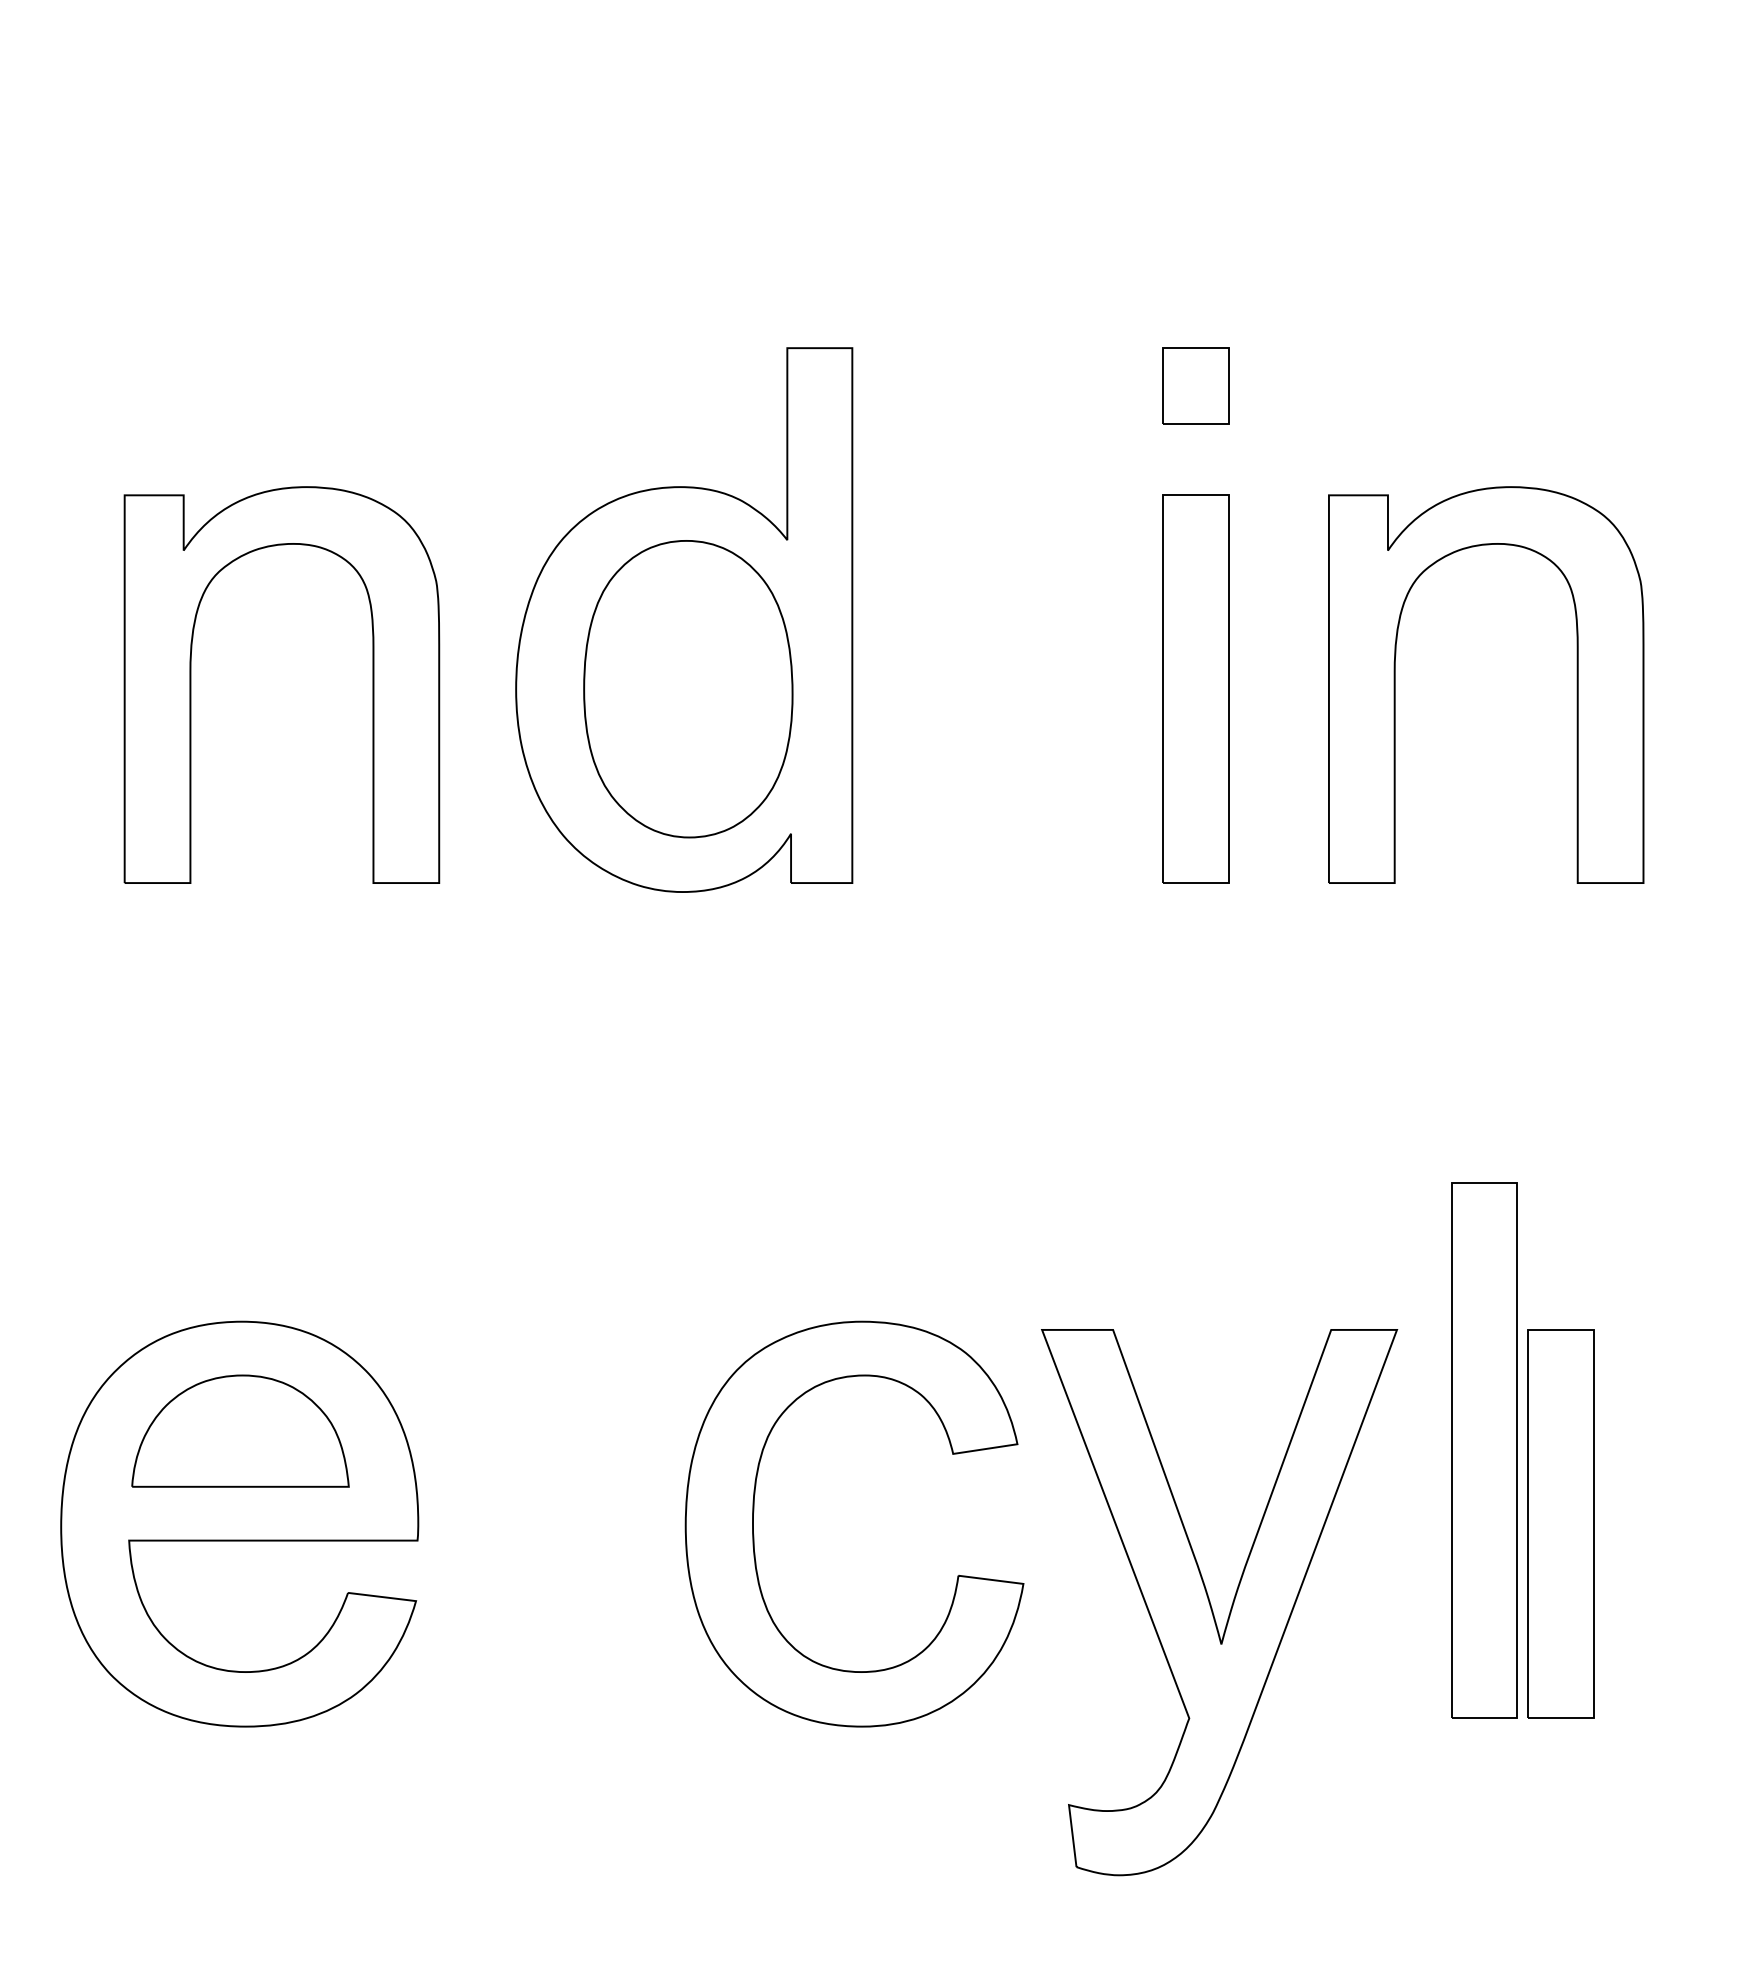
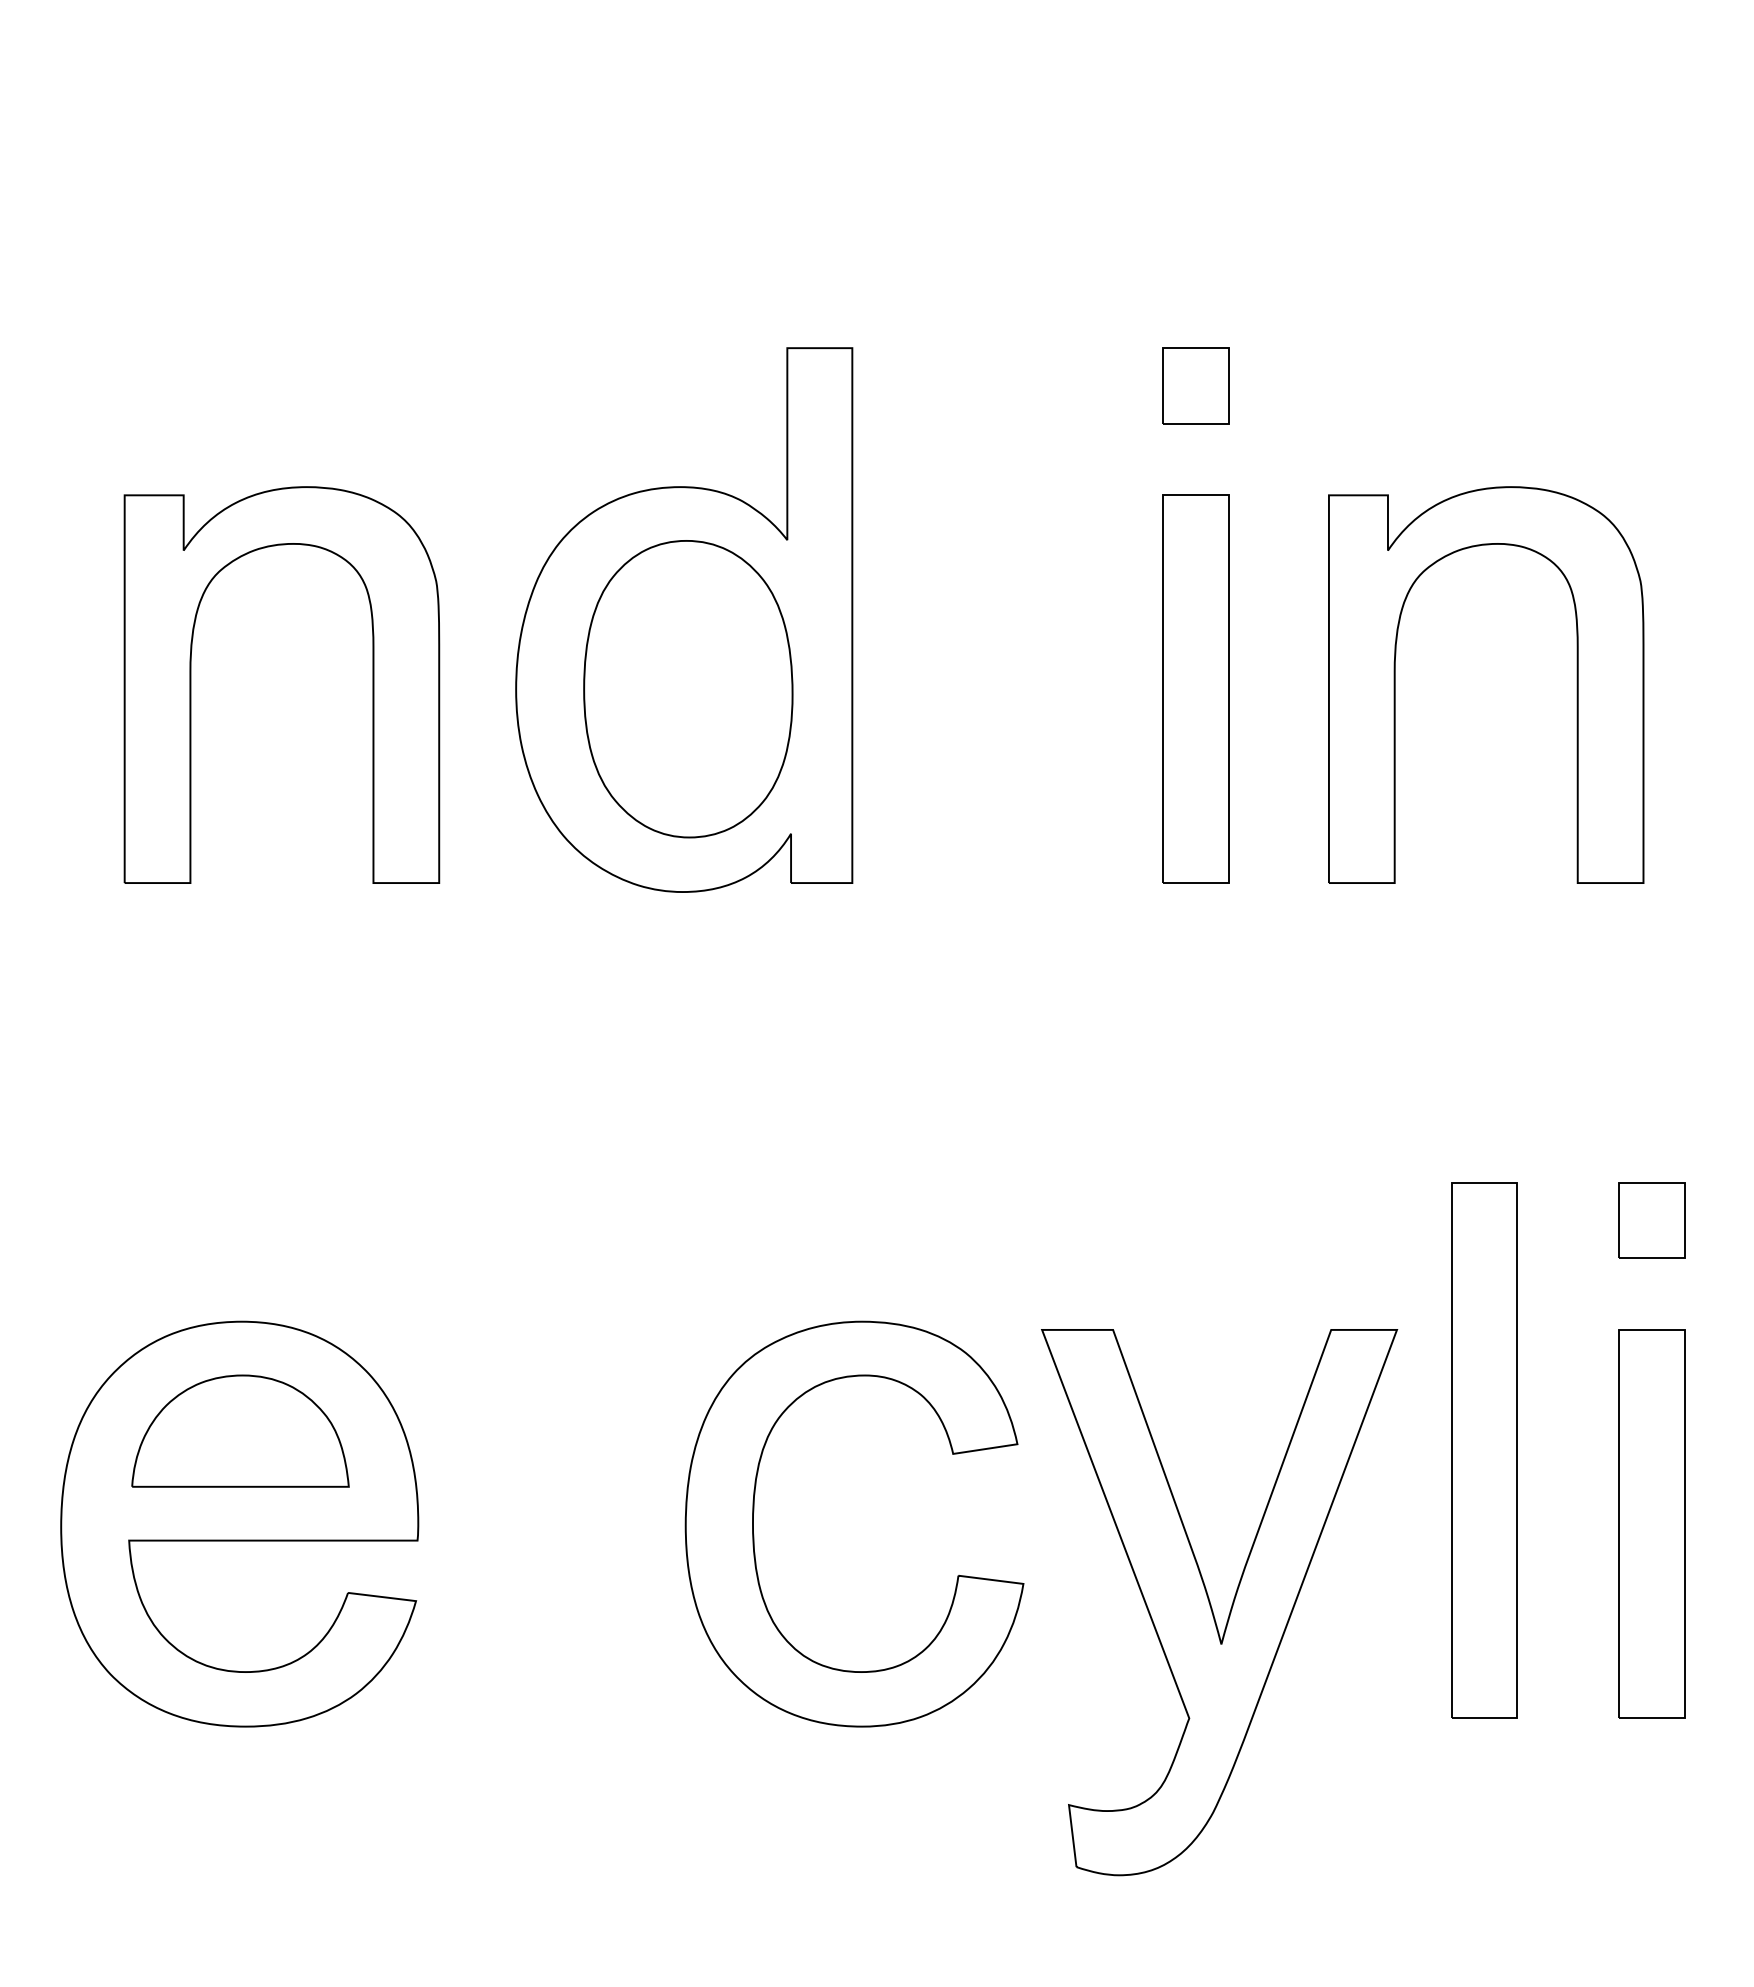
part: none -> present (1651, 1220)
part position: (1560, 1523) -> (1651, 1523) (1651, 1523)
